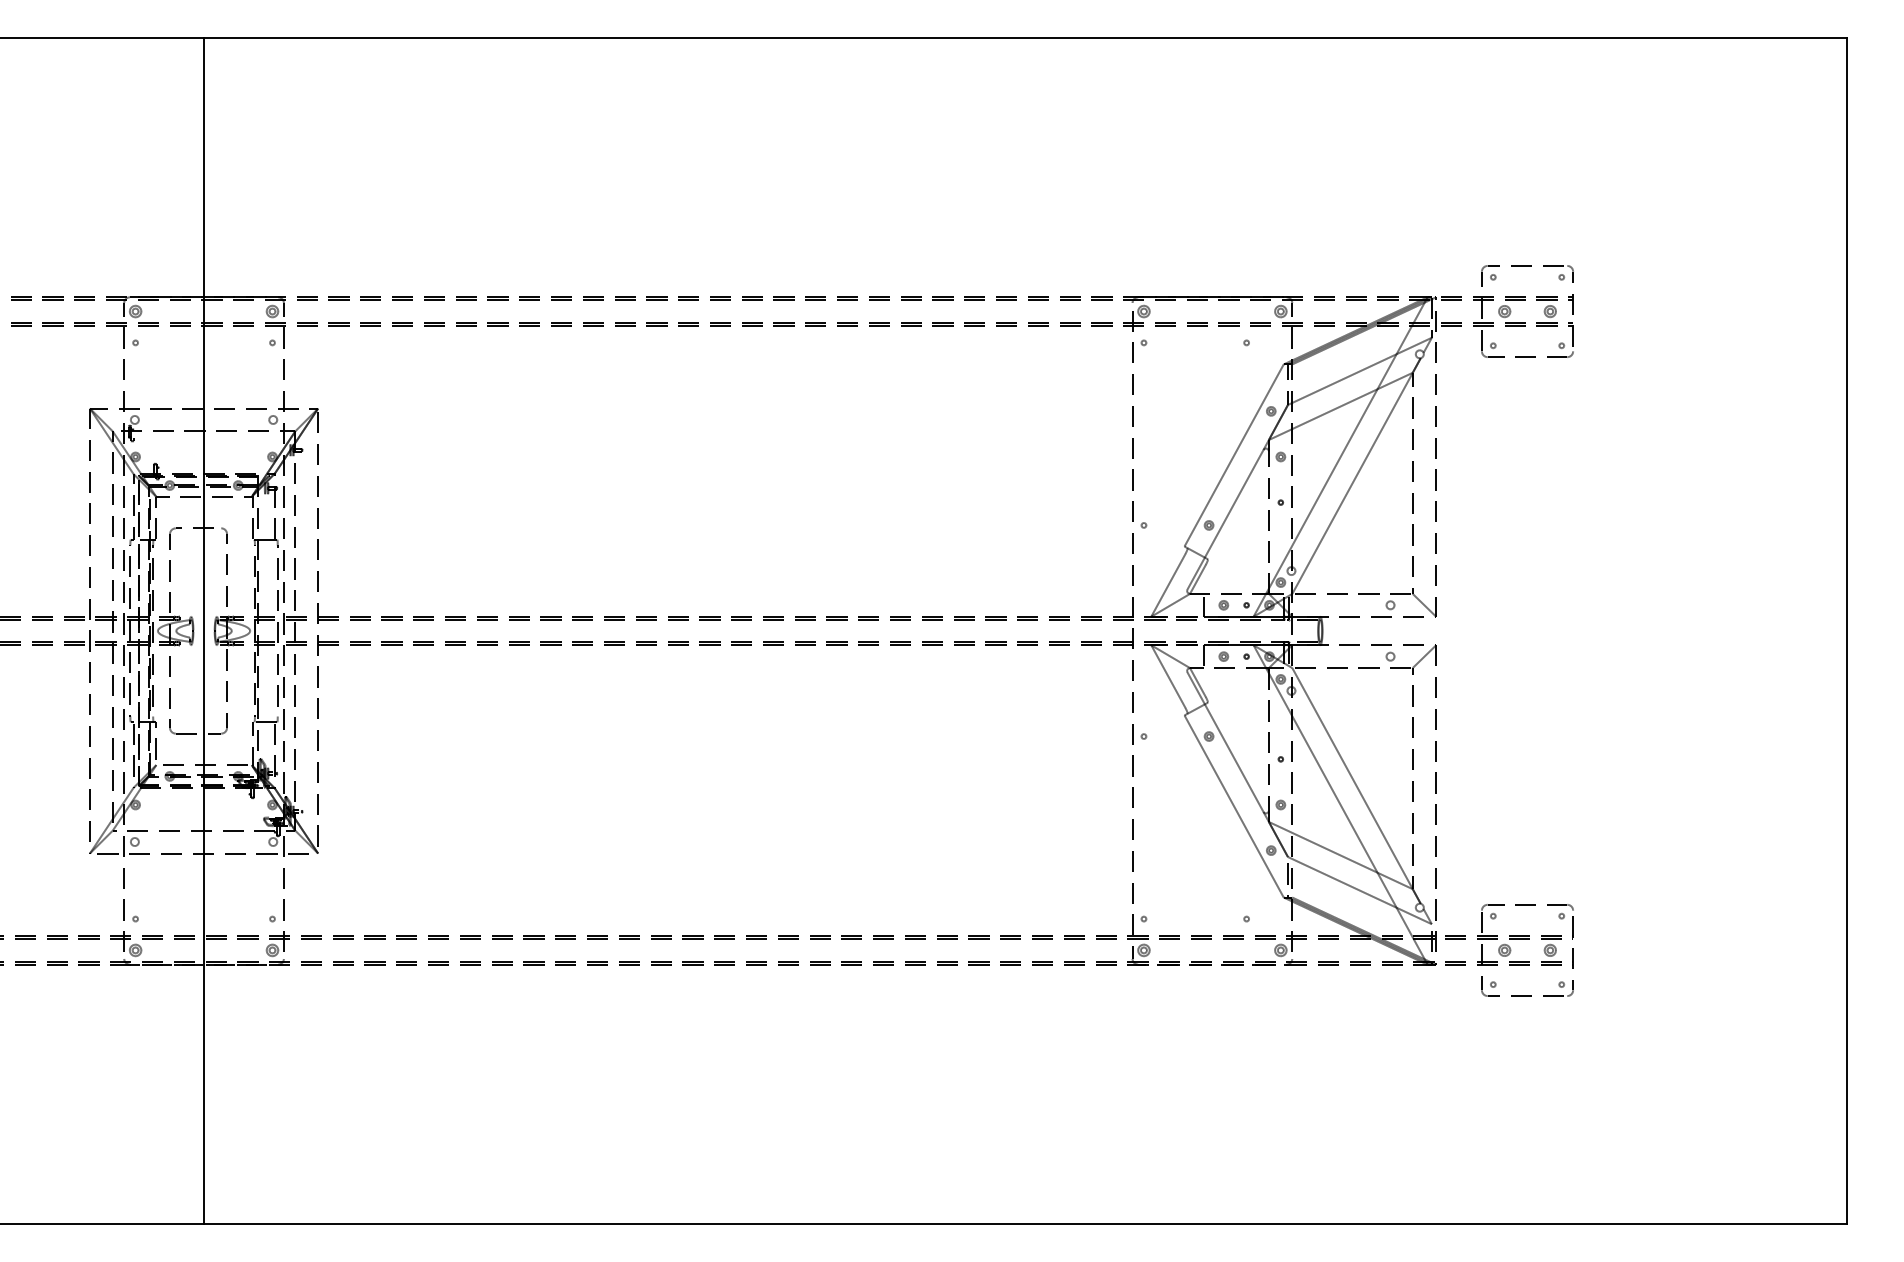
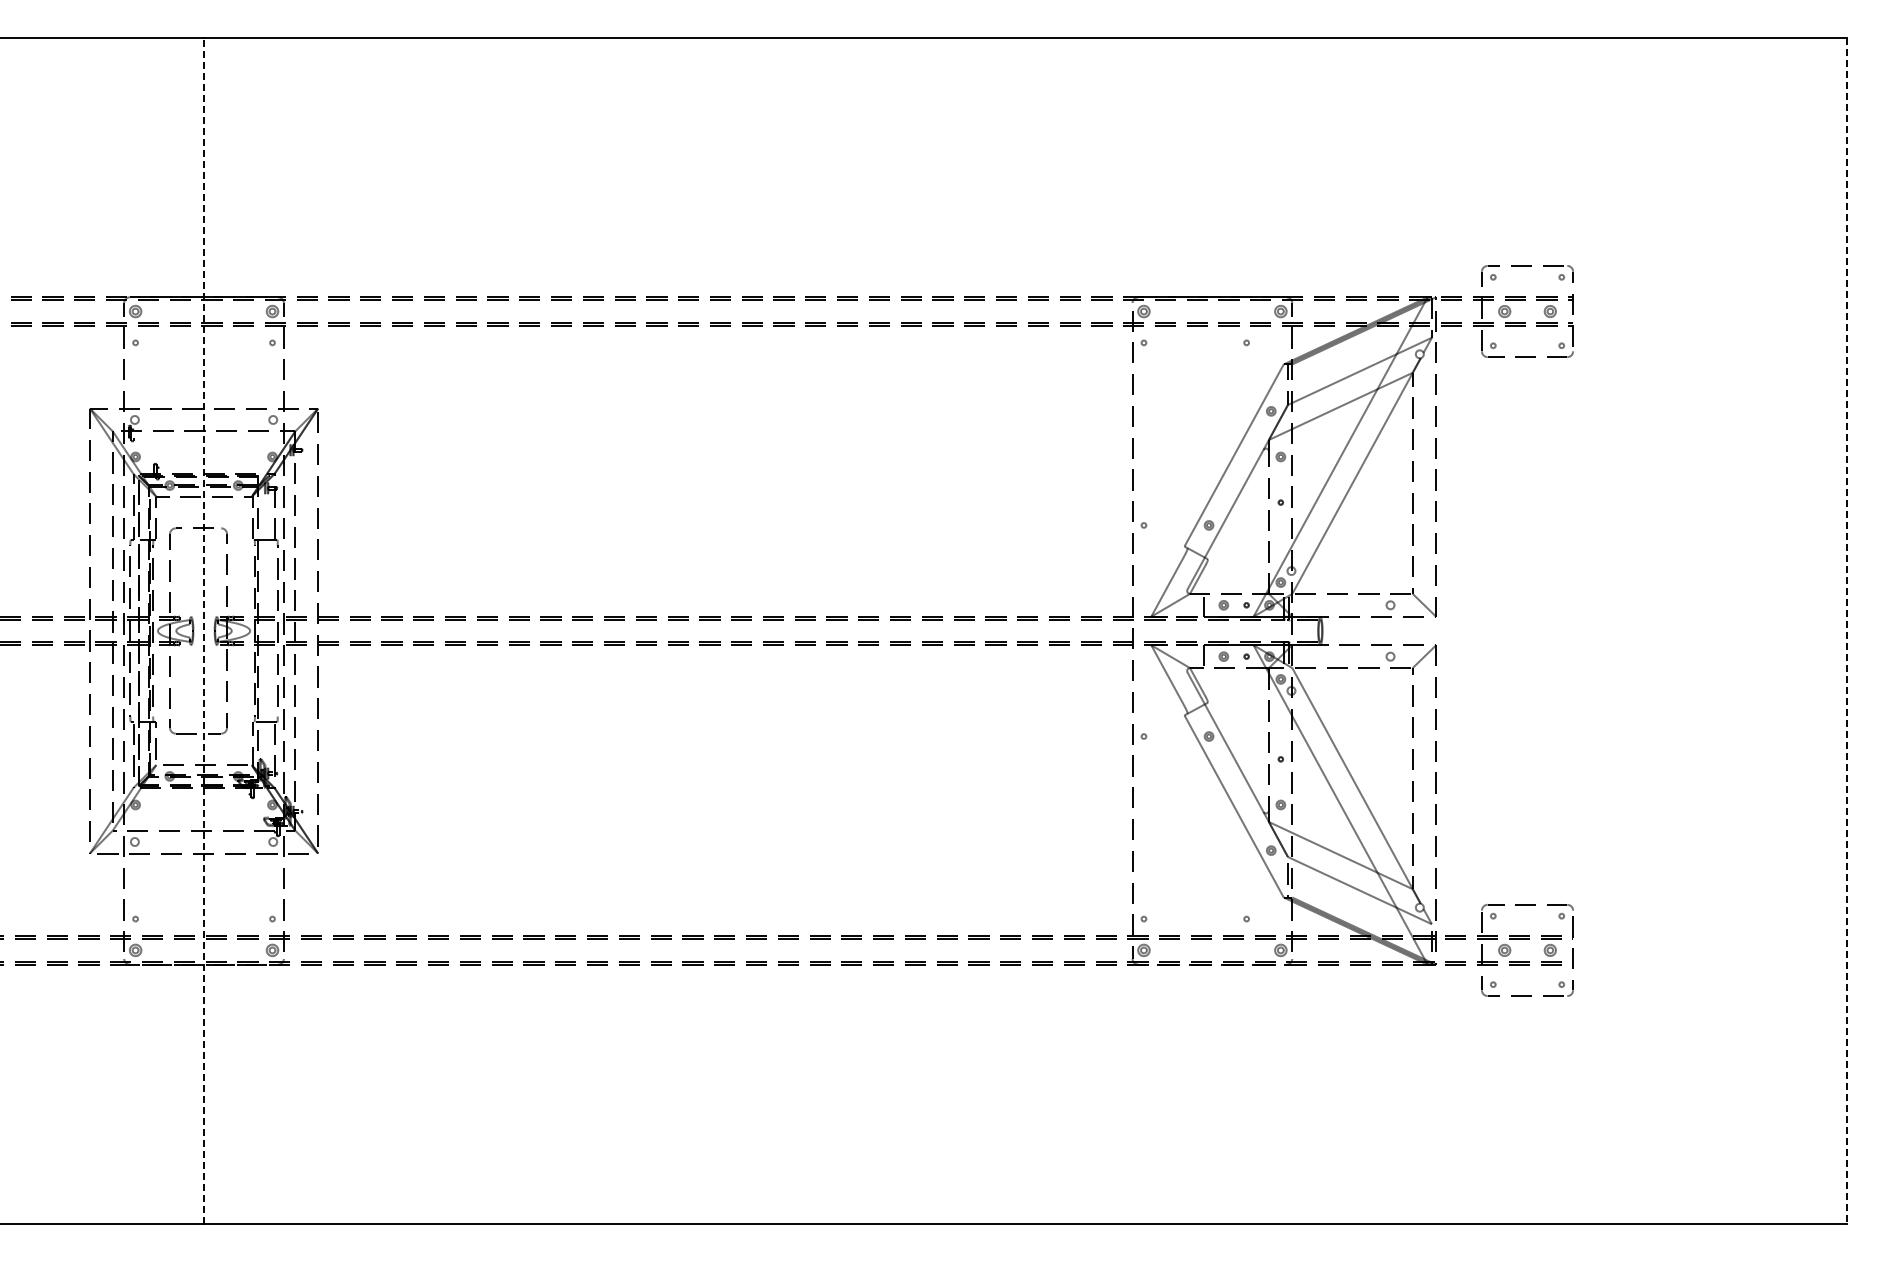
line: solid -> dashed (204, 630)
line: solid -> dashed (1846, 631)
